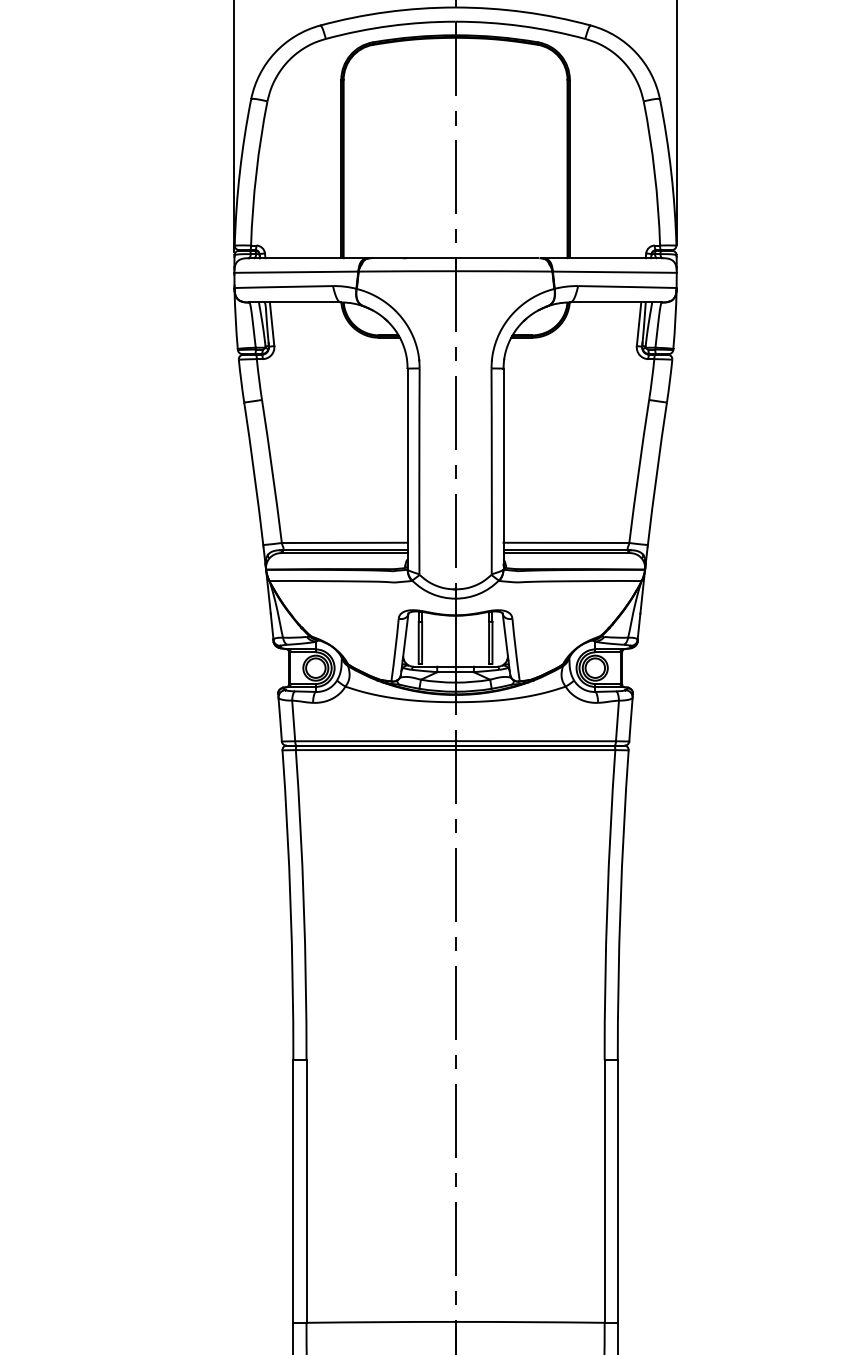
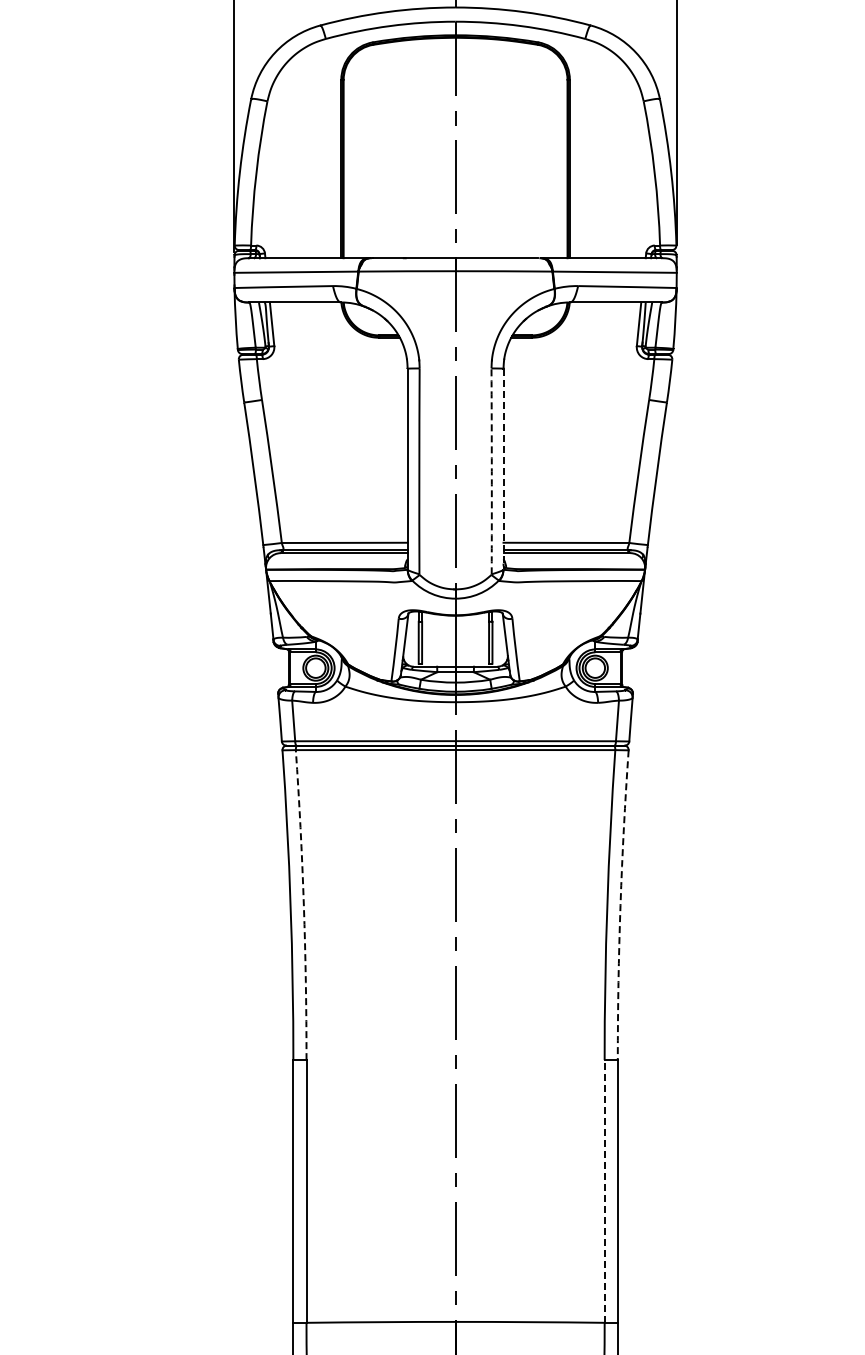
line: solid -> dashed (503, 469)
arc: solid -> dashed (491, 471)
arc: solid -> dashed (303, 905)
arc: solid -> dashed (620, 905)
line: solid -> dashed (604, 1190)
